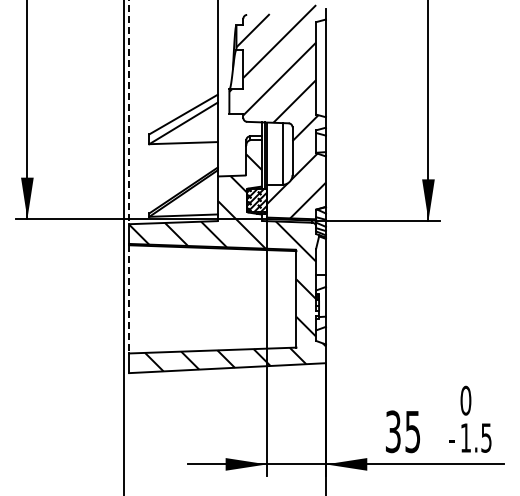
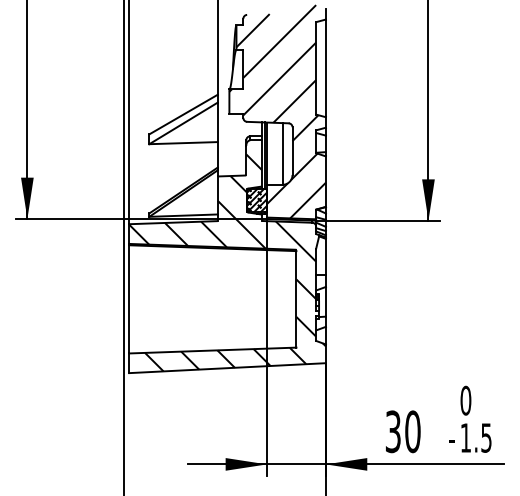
line: dashed -> solid (129, 112)
line: dashed -> solid (129, 299)
text: 35 -> 30 (412, 431)
